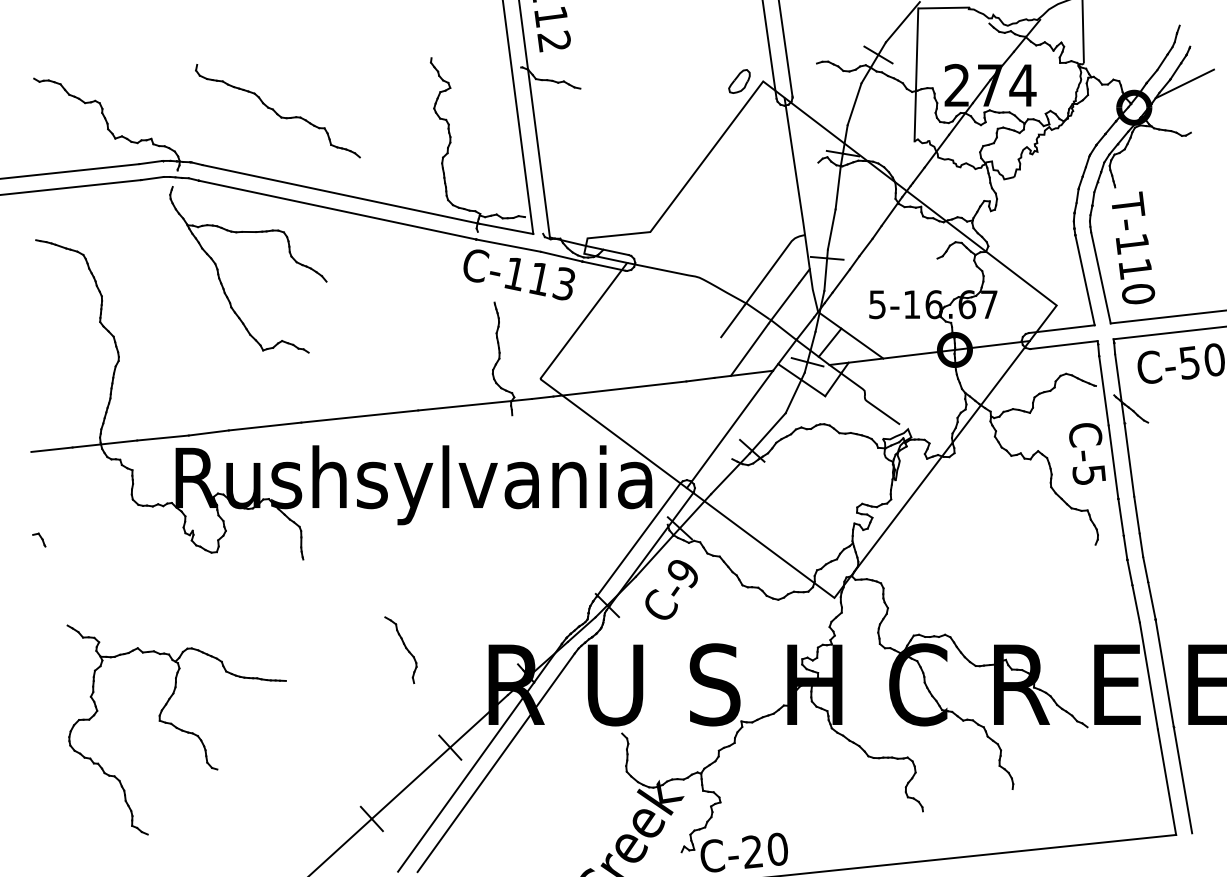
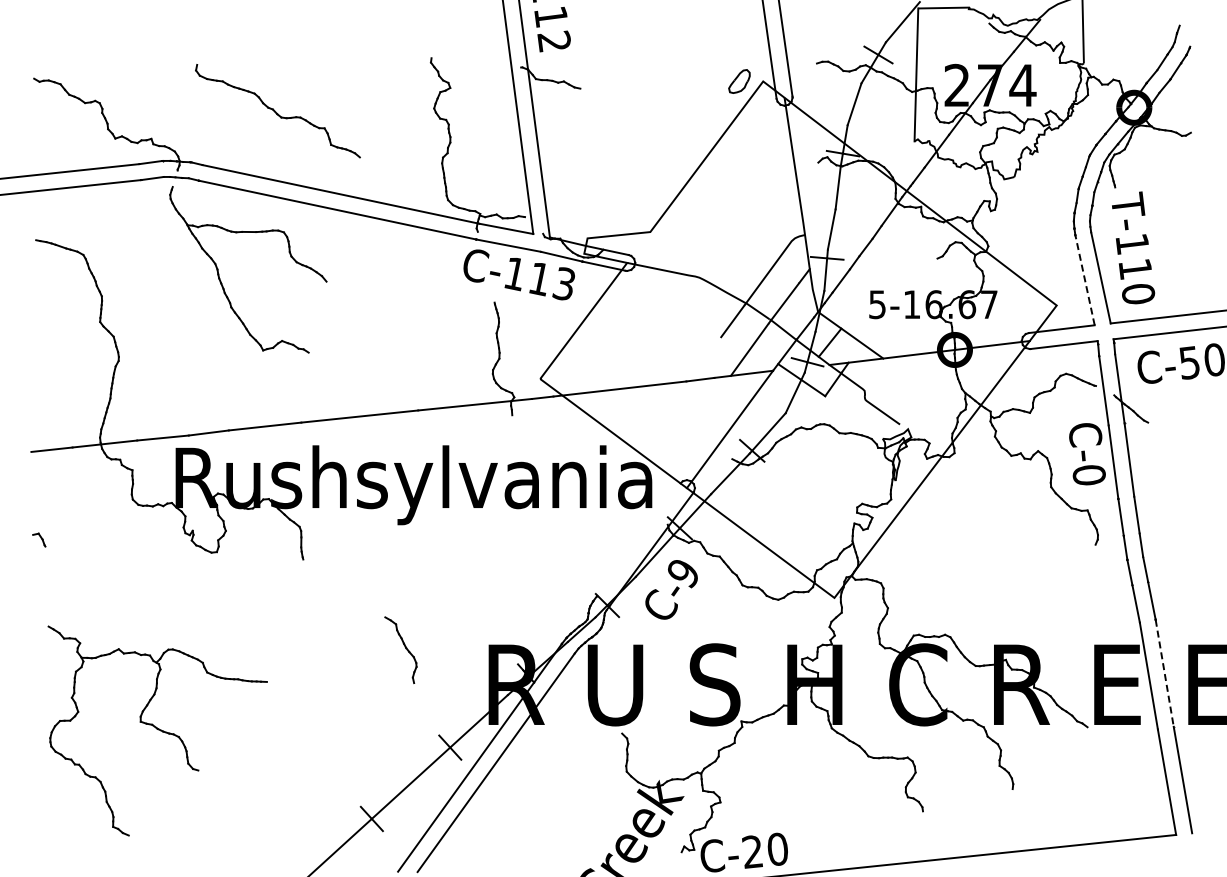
line: present -> none (1184, 83)
line: solid -> dashed (1085, 280)
text: C-5 -> C-0 (1088, 475)
line: present -> none (638, 539)
line: solid -> dashed (1164, 673)
part position: (176, 729) -> (157, 730) (157, 730)
